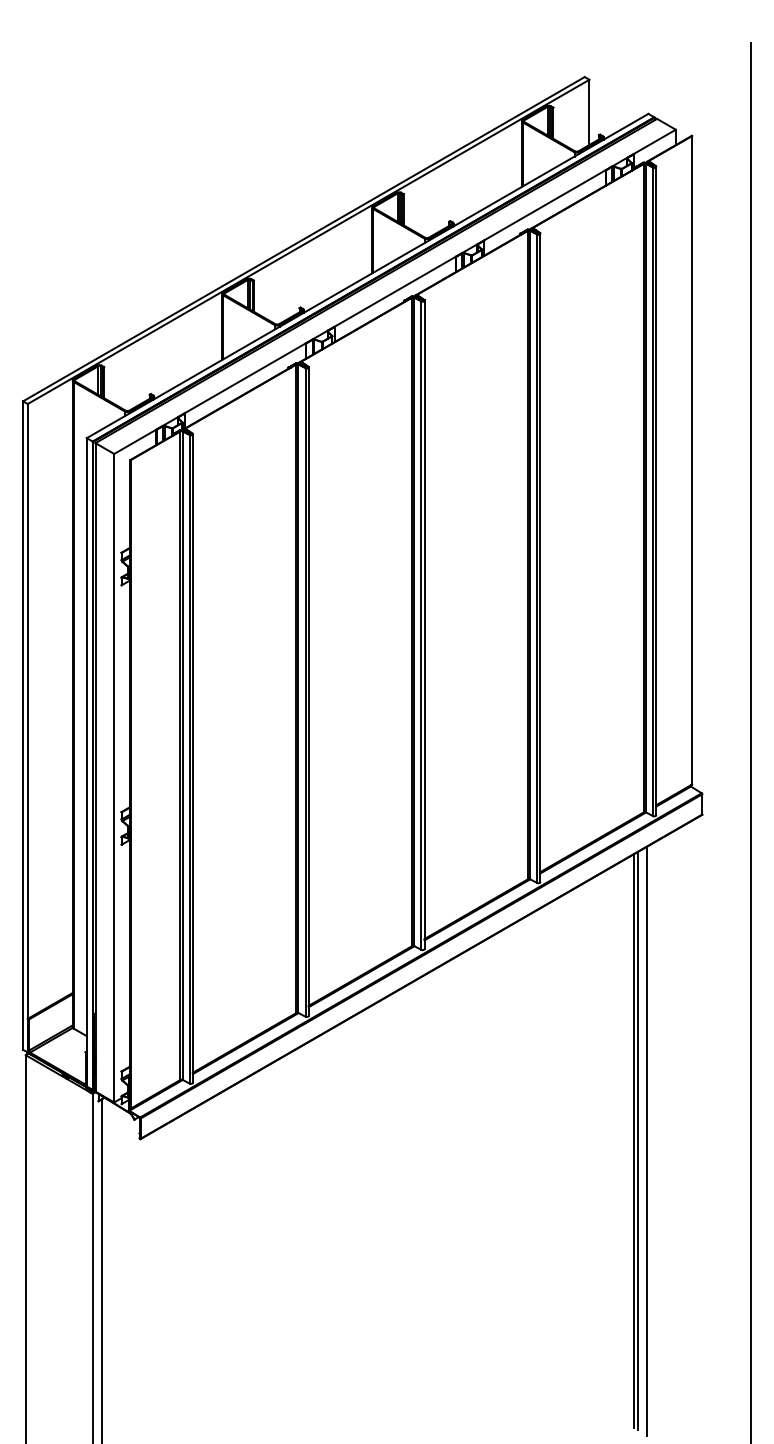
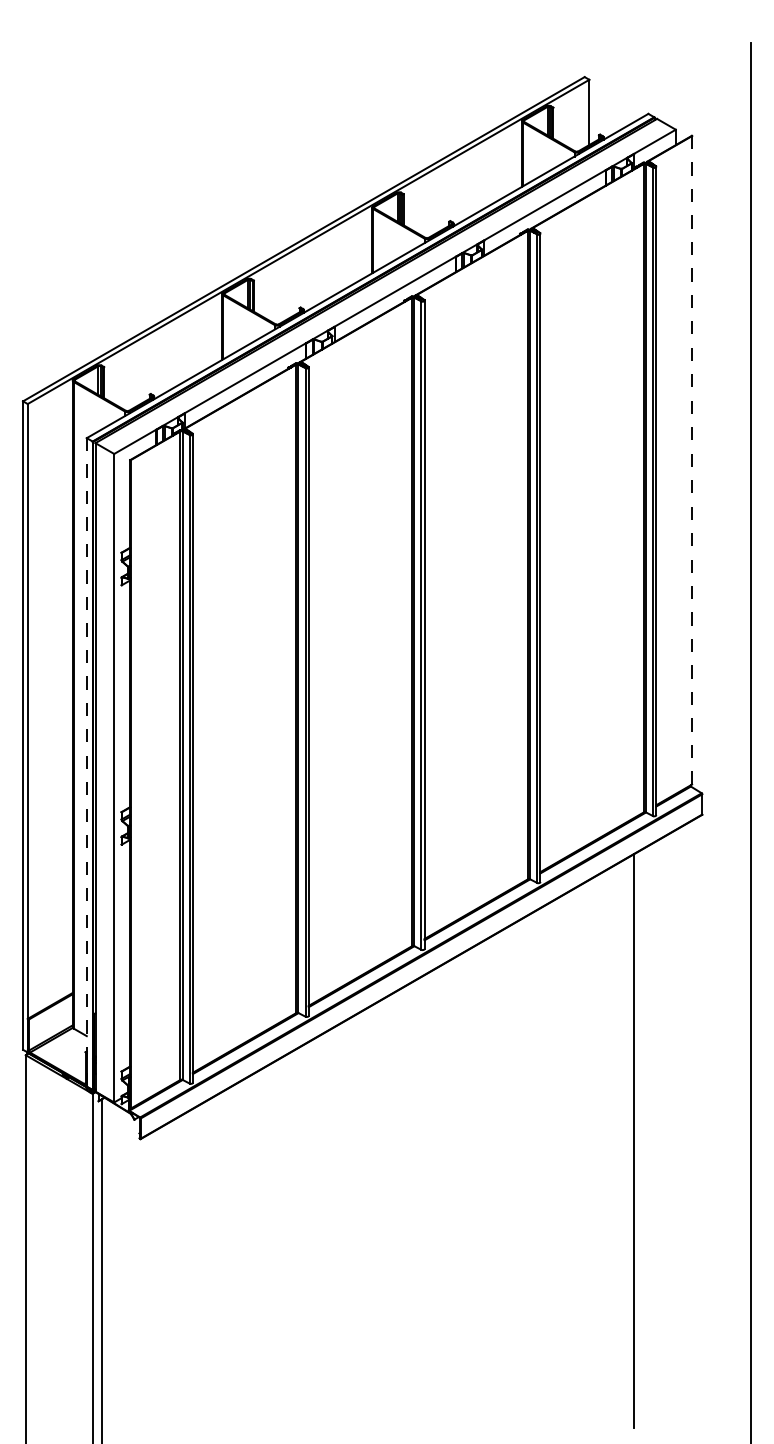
line: solid -> dashed (692, 459)
line: solid -> dashed (86, 761)
line: present -> none (647, 1140)
line: present -> none (637, 1141)
